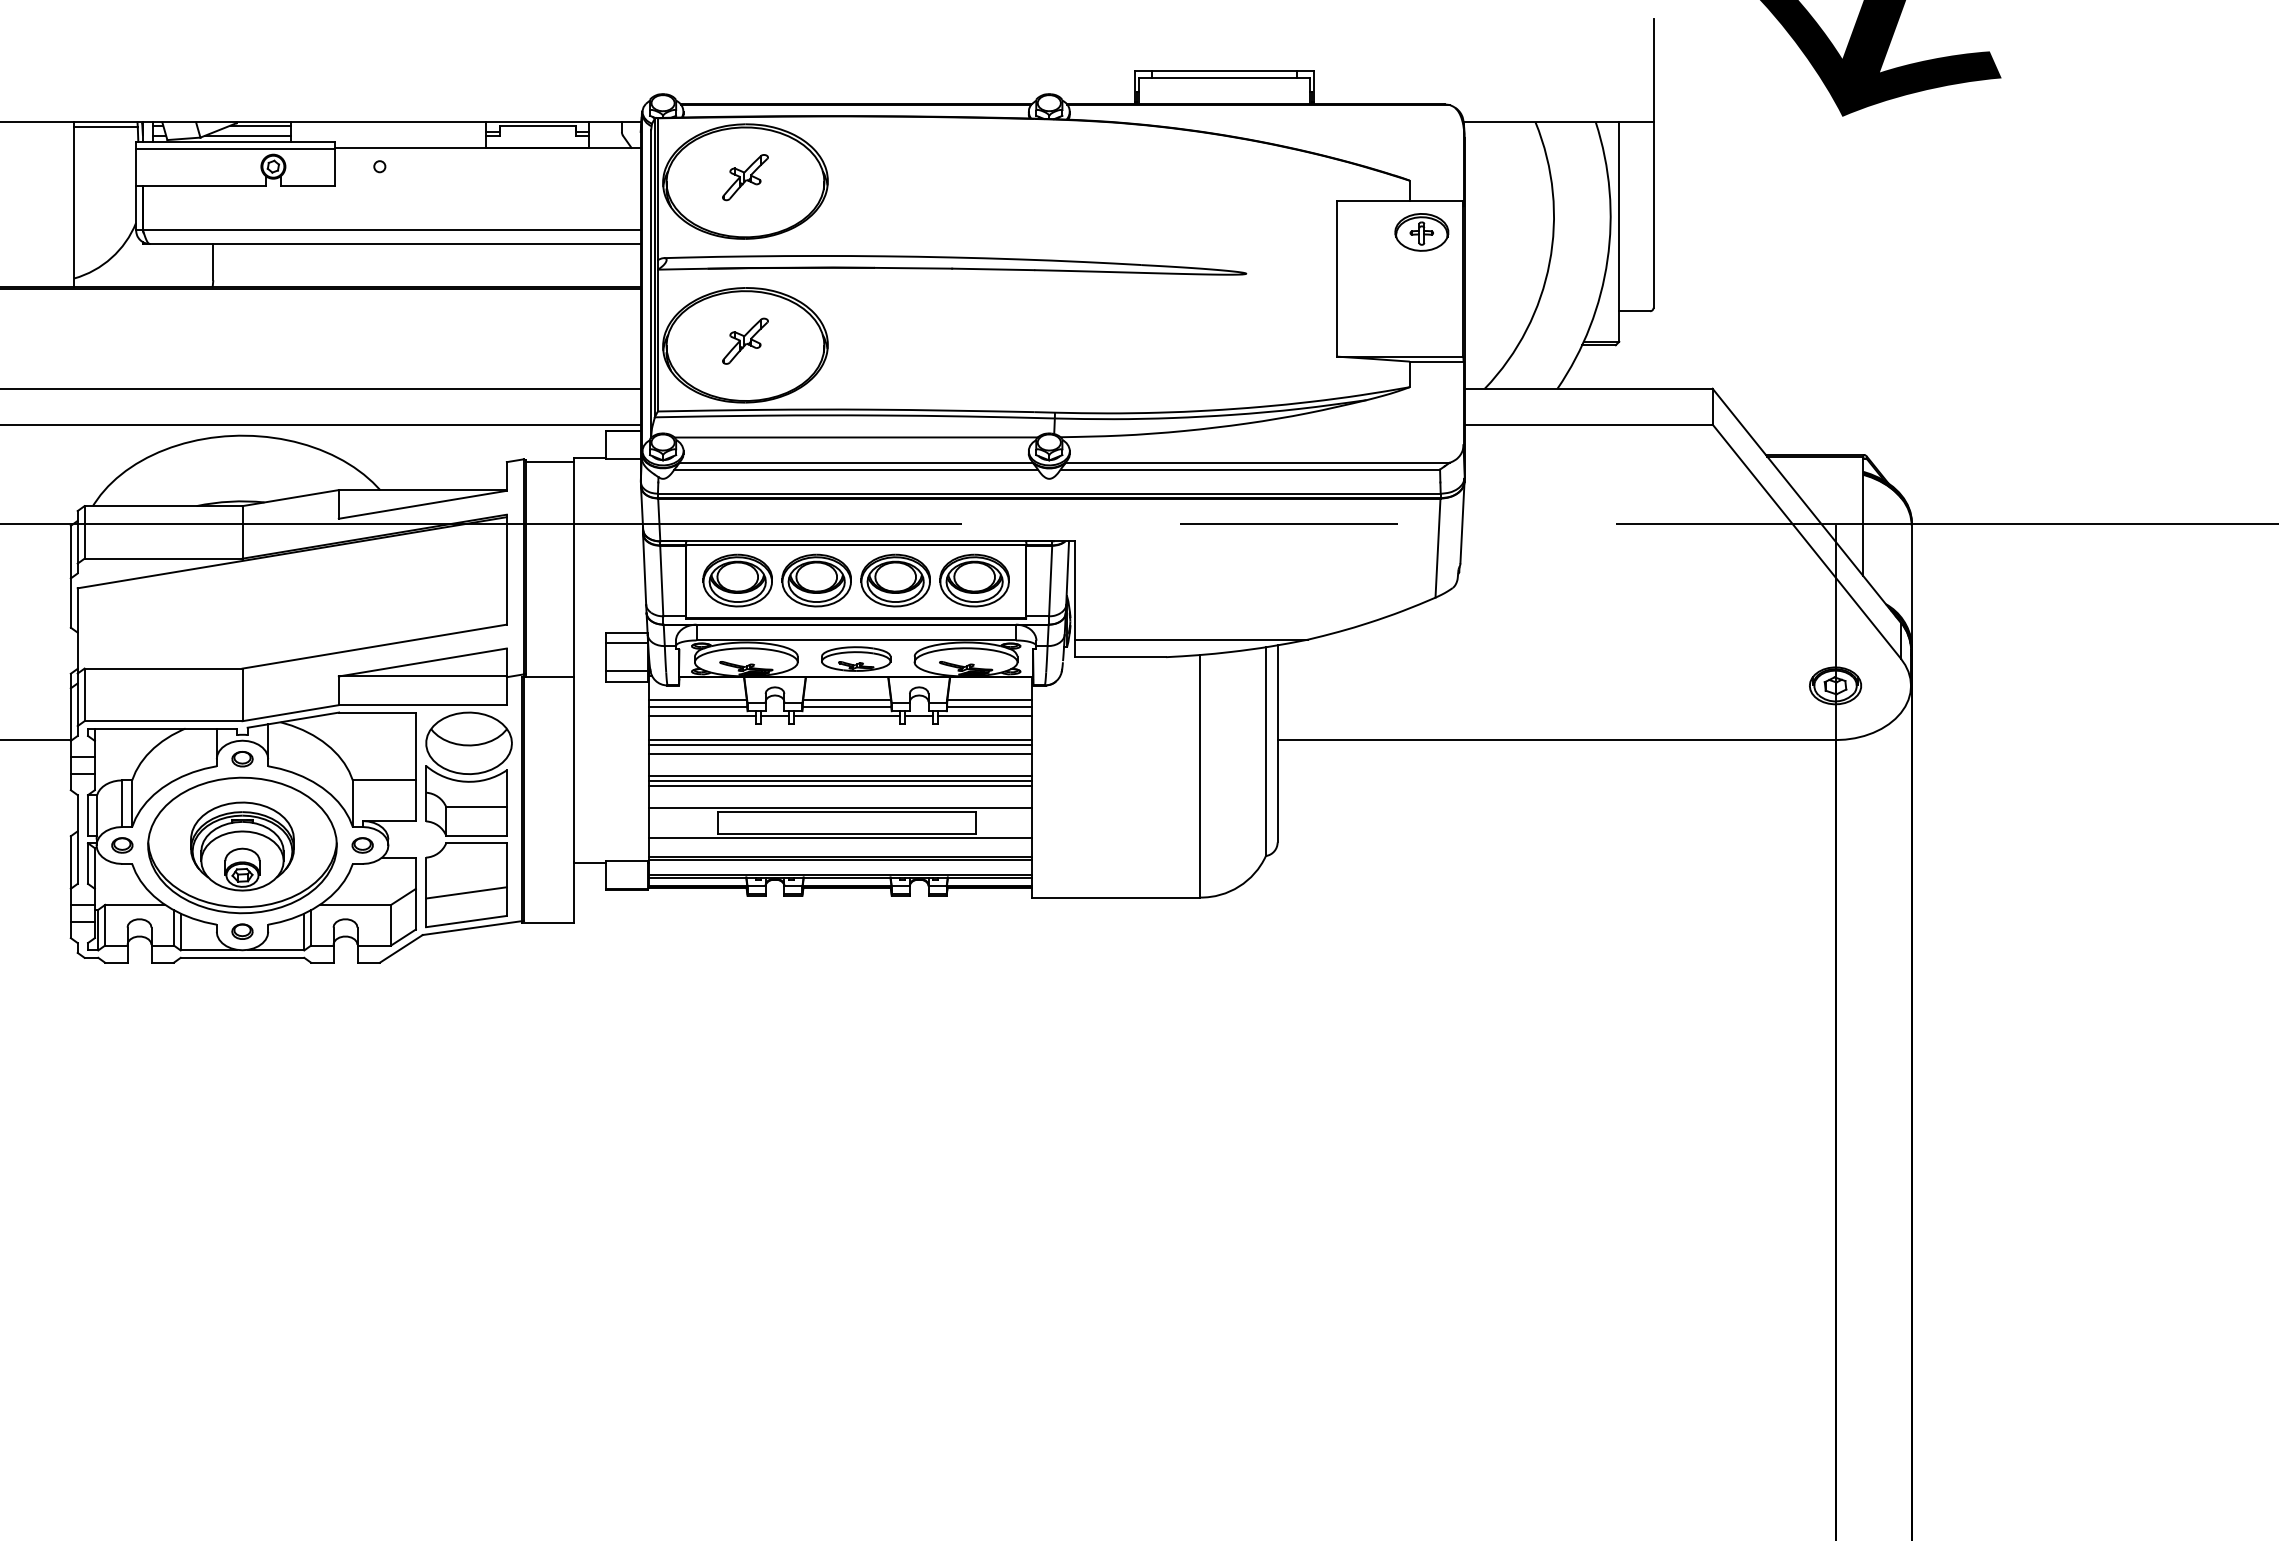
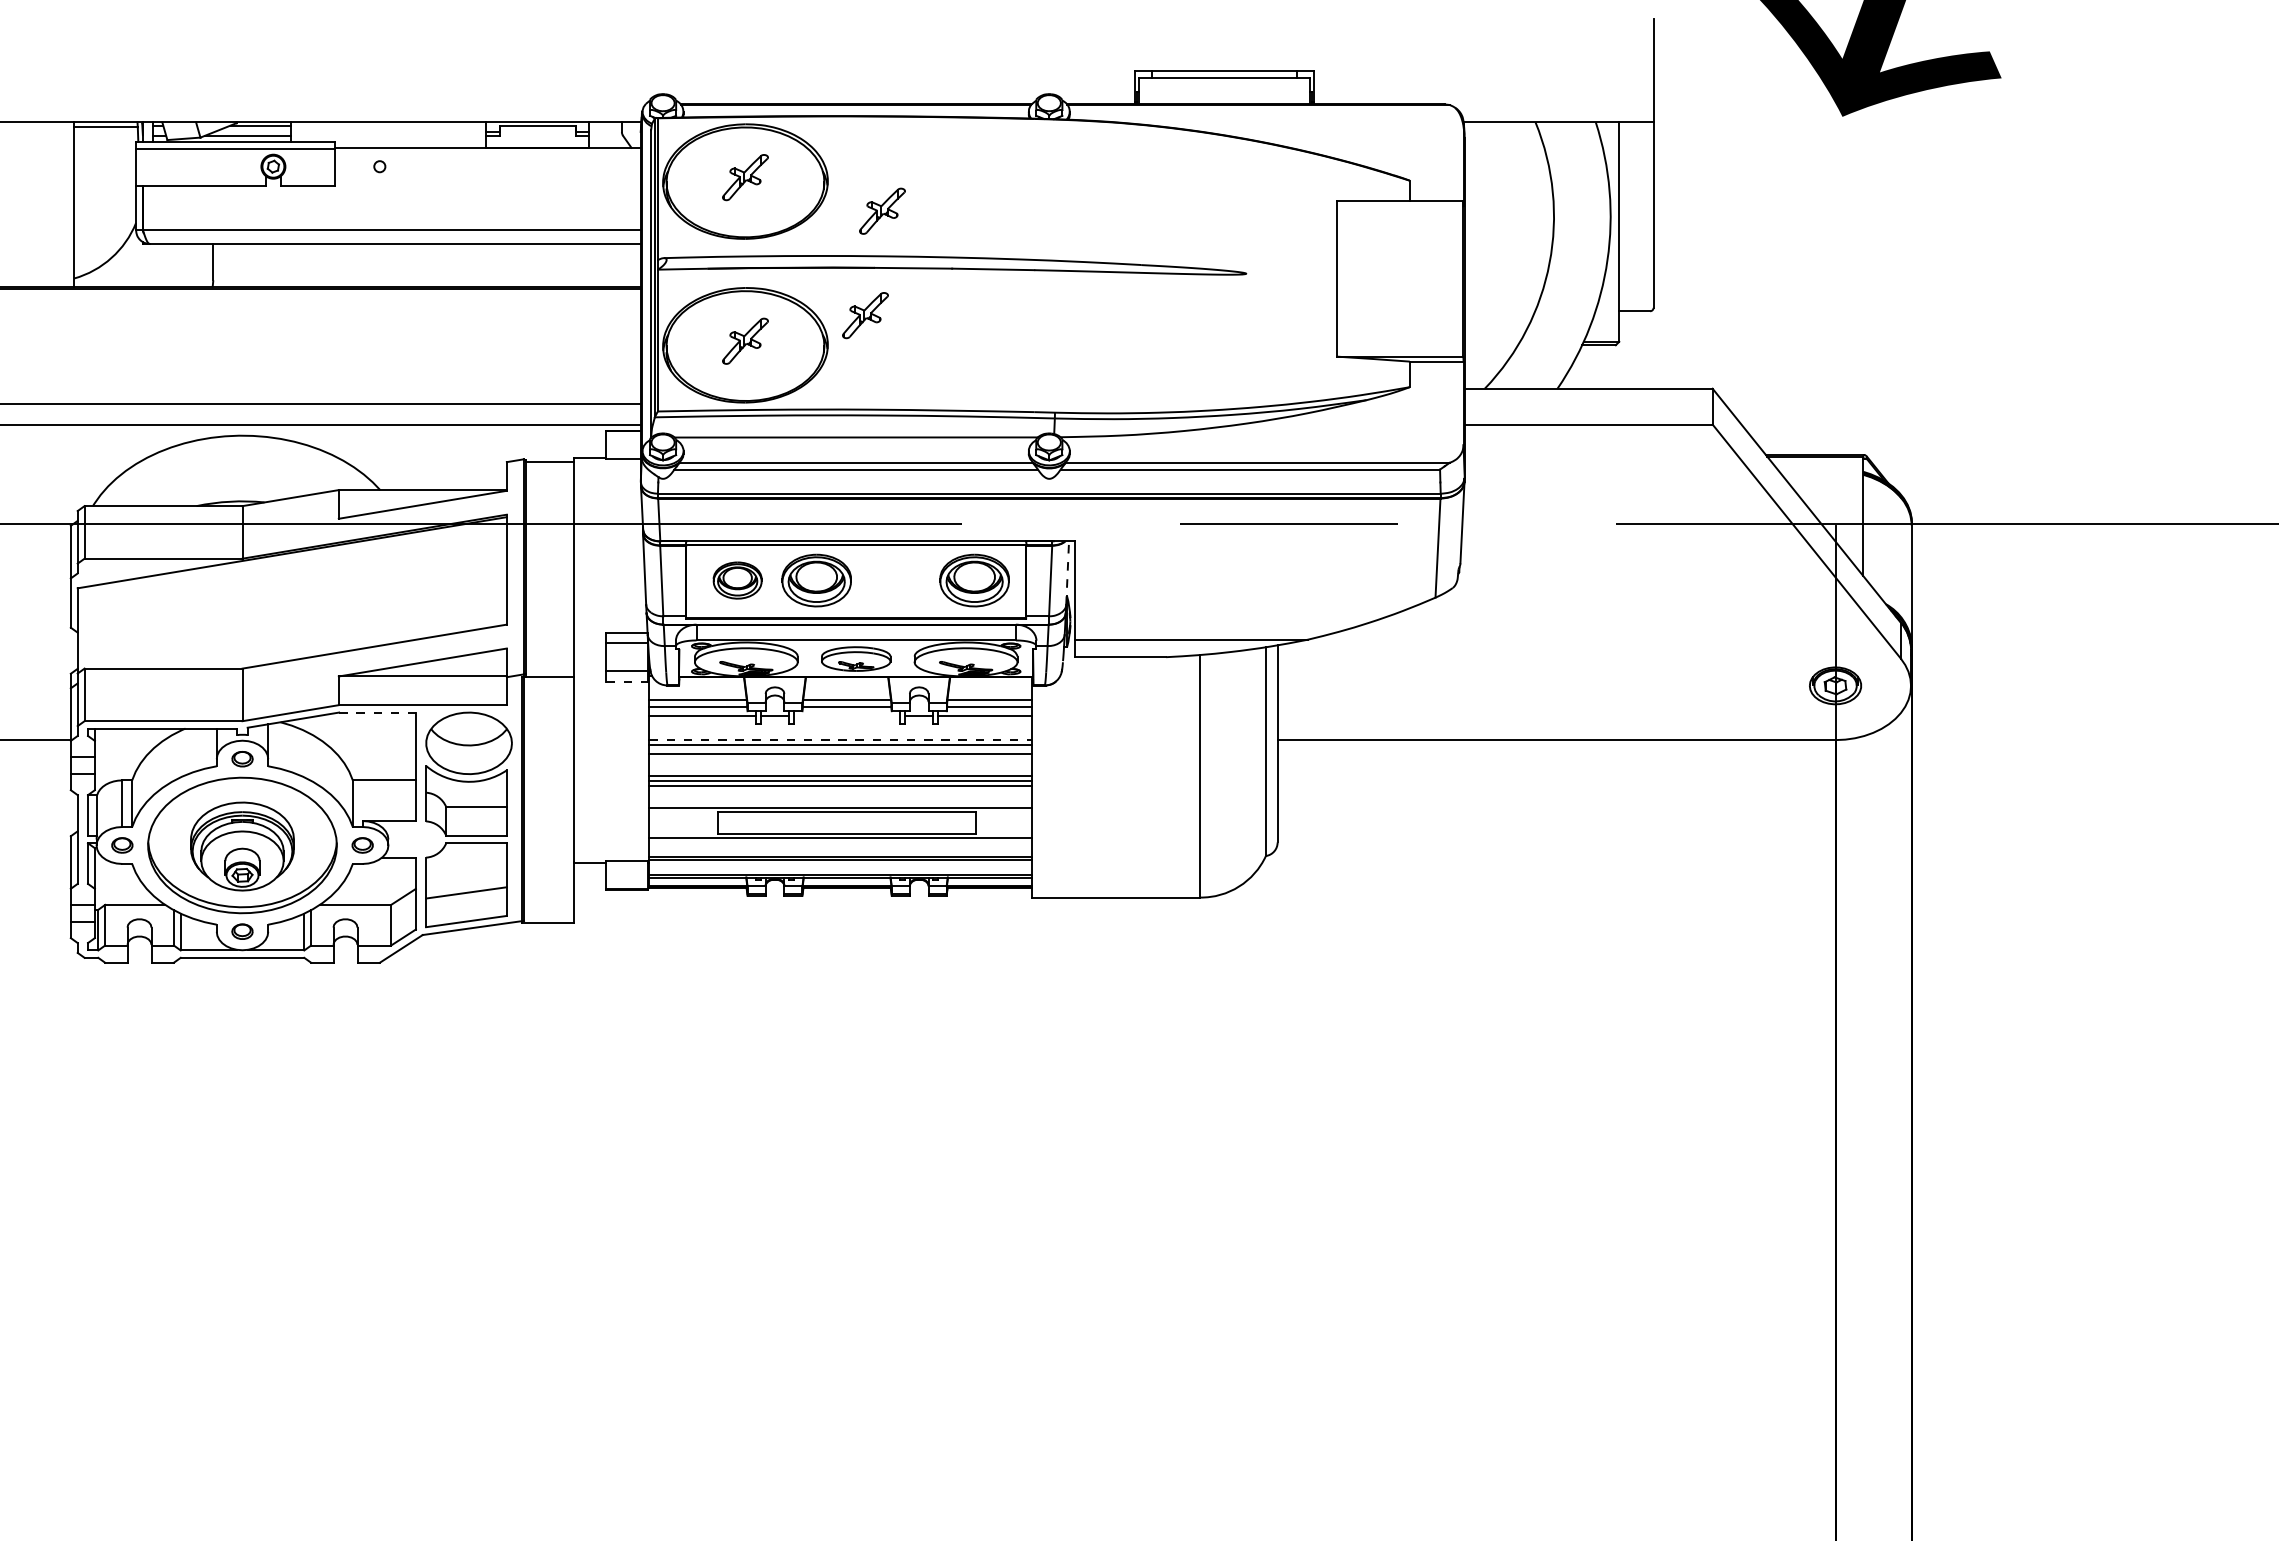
part: none -> present (882, 210)
part: present -> none (1421, 232)
part: none -> present (865, 315)
line position: (321, 388) -> (321, 403) (321, 403)
line: solid -> dashed (1067, 573)
part size: 71x55 px -> 51x39 px (737, 580)
part: present -> none (895, 580)
line: solid -> dashed (627, 681)
line: solid -> dashed (378, 712)
line: present -> none (846, 715)
line: solid -> dashed (841, 739)
